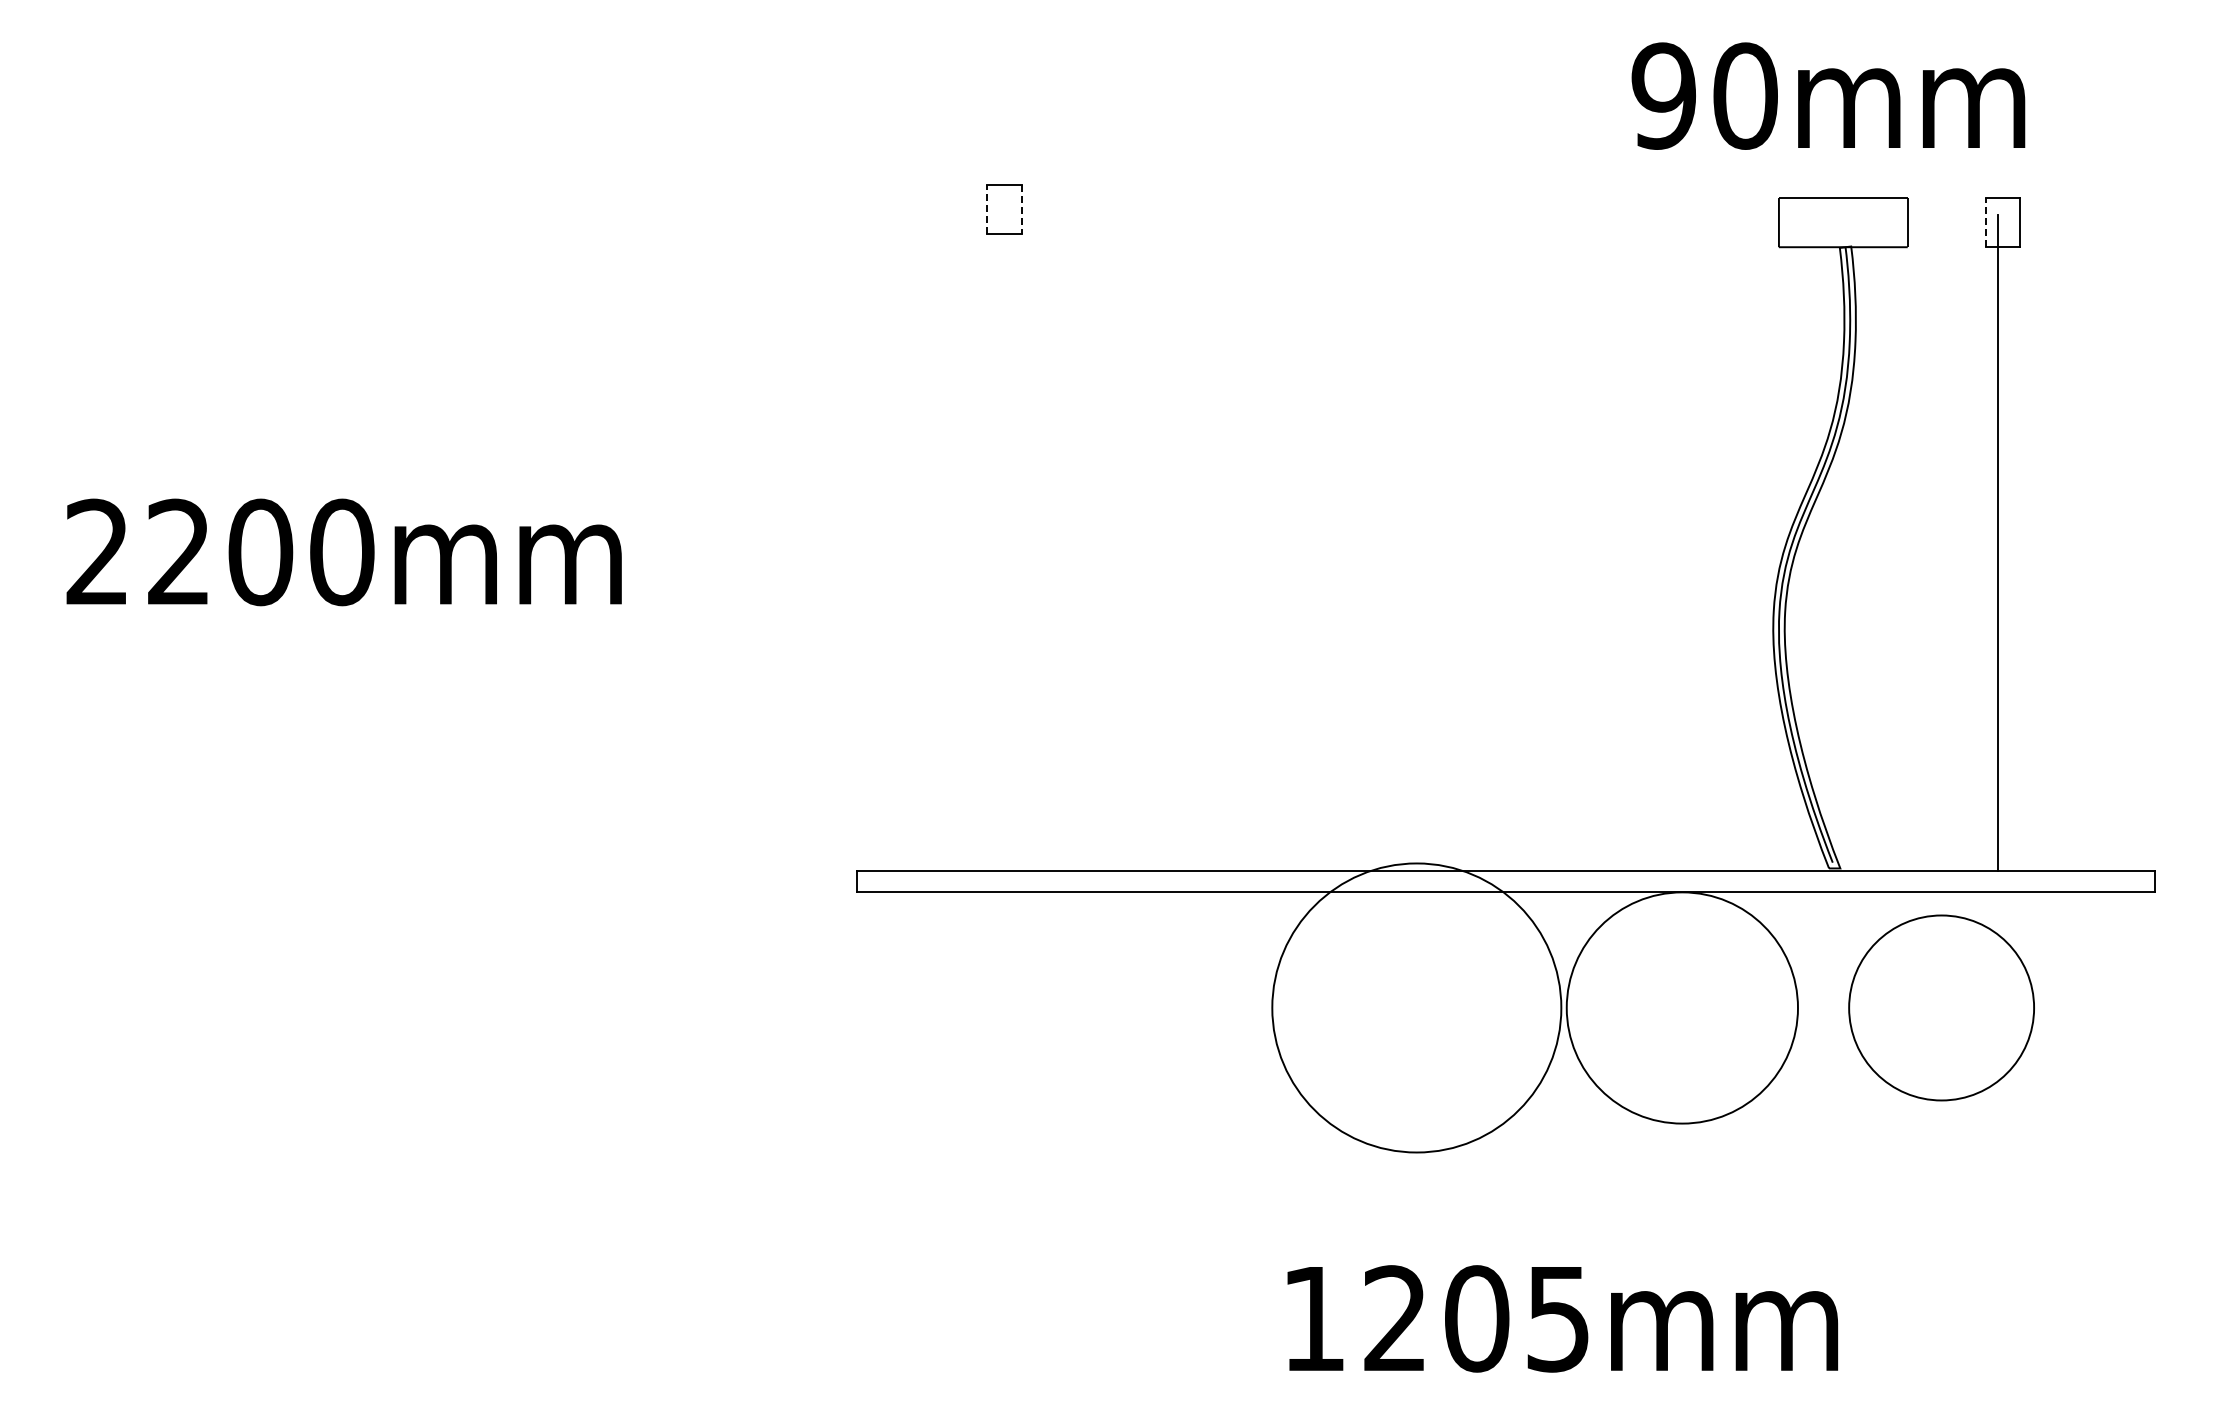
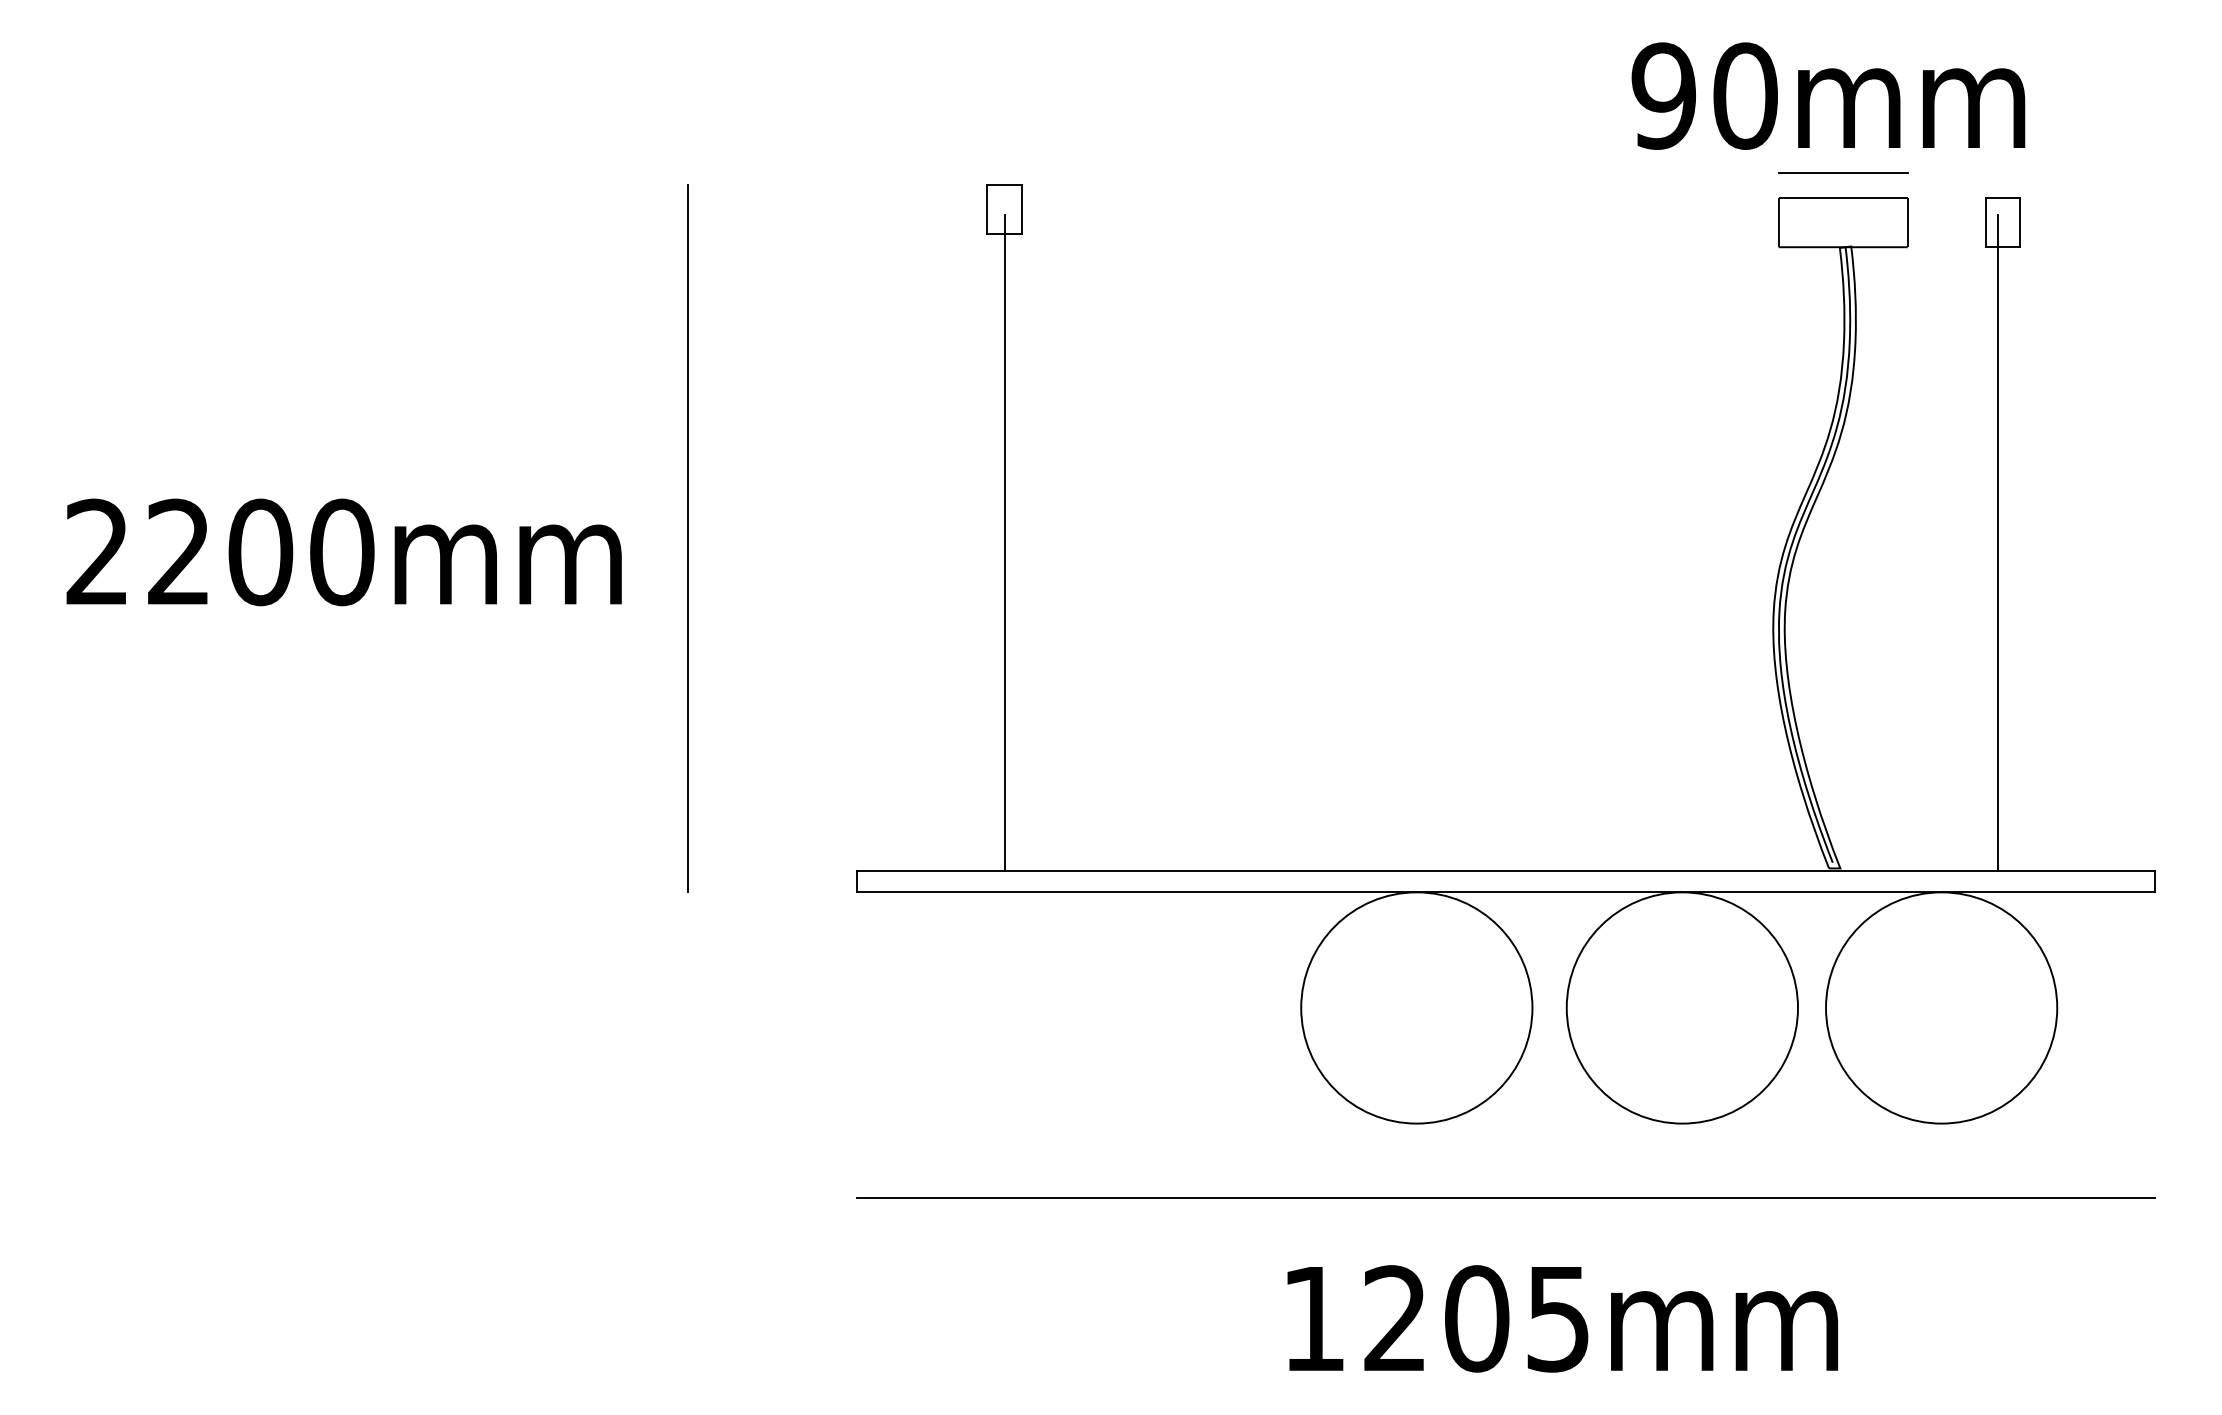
line: none -> present (1843, 172)
line: dashed -> solid (987, 209)
line: dashed -> solid (1021, 209)
line: dashed -> solid (1985, 222)
line: none -> present (688, 538)
line: none -> present (1004, 543)
circle diameter: 289 px -> 231 px (1416, 1007)
circle diameter: 185 px -> 231 px (1941, 1007)
line: none -> present (1506, 1198)
